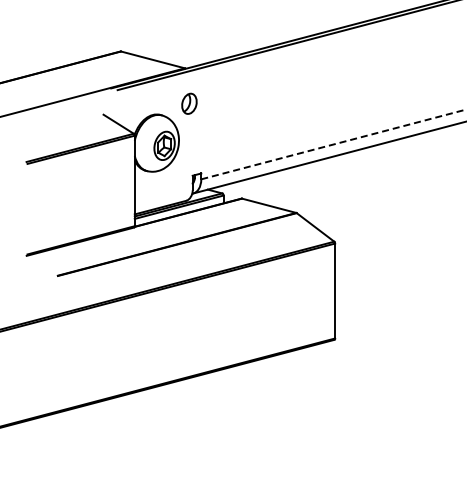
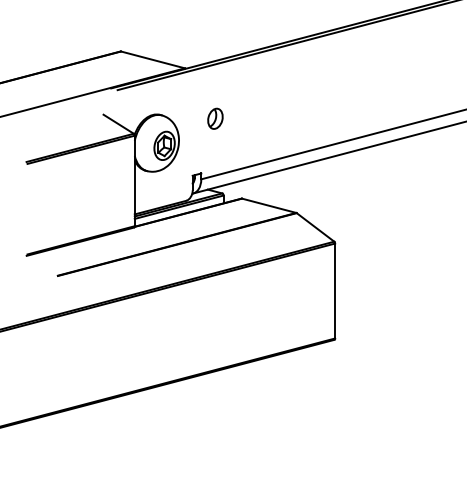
part position: (189, 103) -> (215, 118) (215, 118)
line: dashed -> solid (333, 144)
